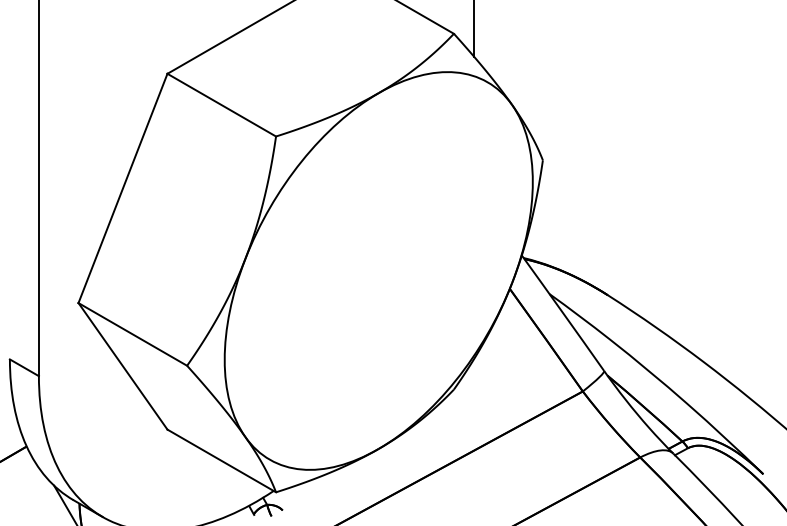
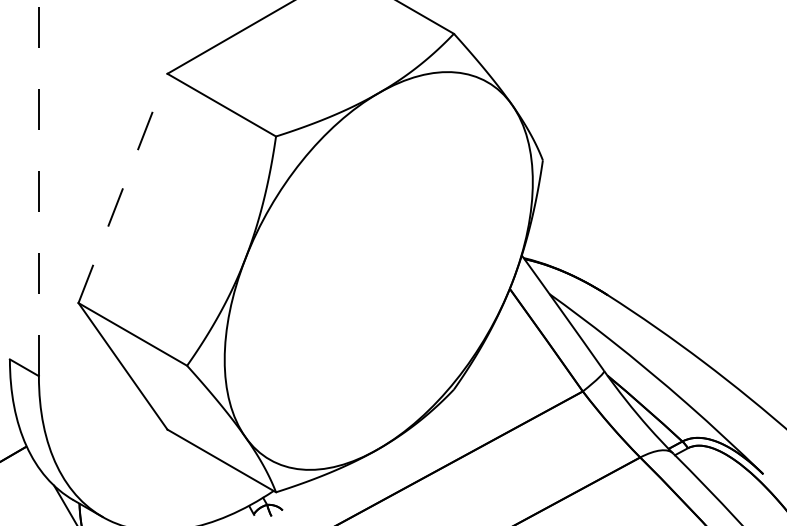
line: present -> none (473, 29)
line: solid -> dashed (38, 188)
line: solid -> dashed (123, 188)
